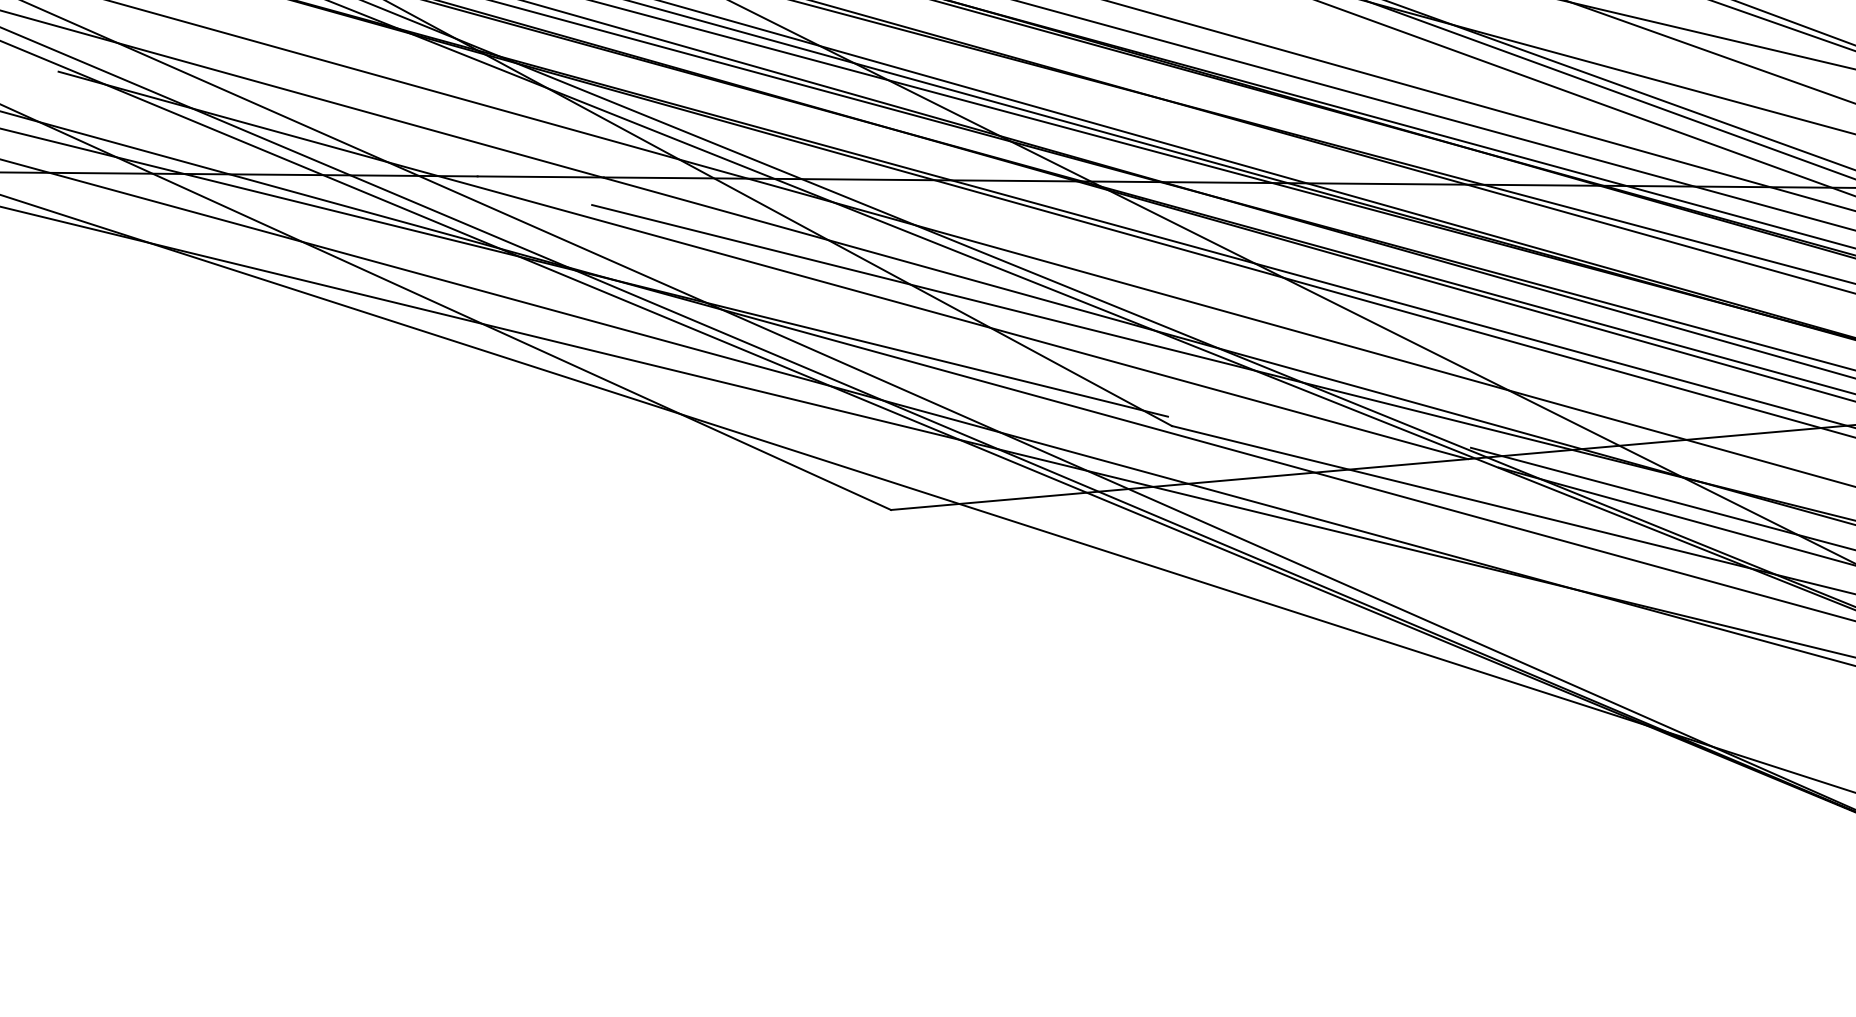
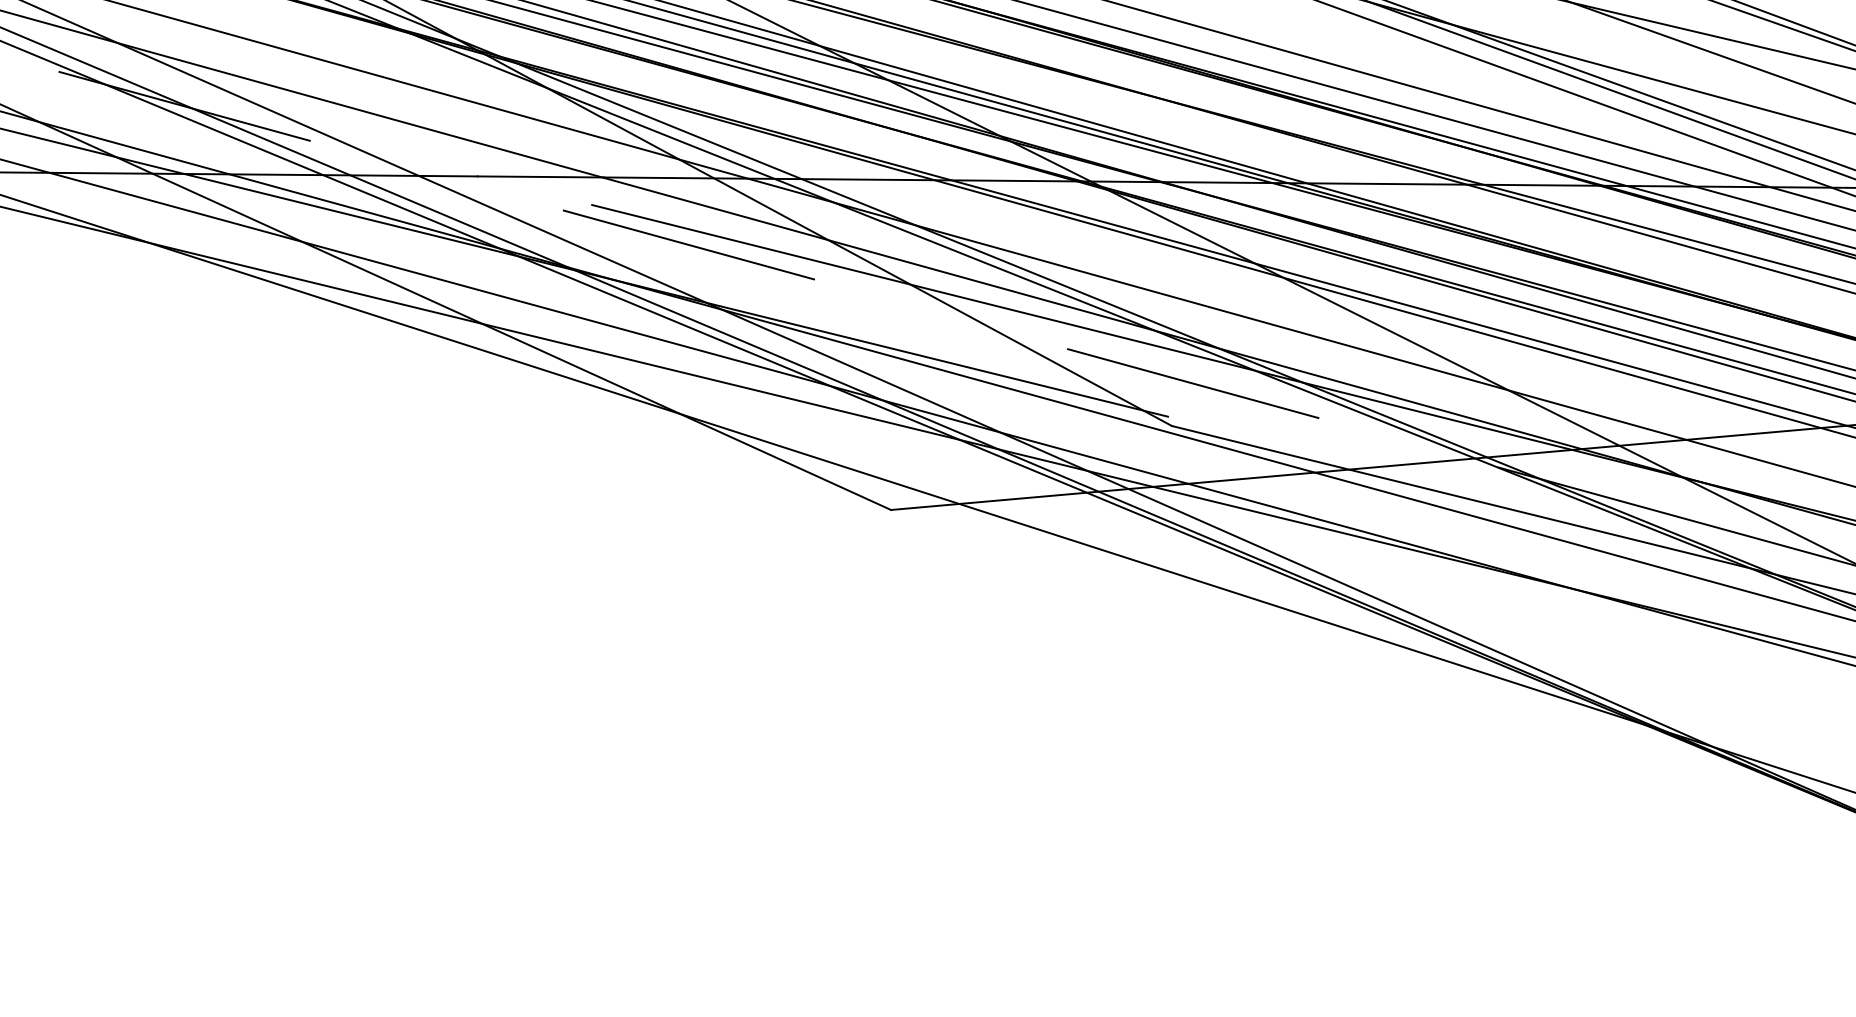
line: solid -> dashed (763, 265)
line: present -> none (1661, 498)
